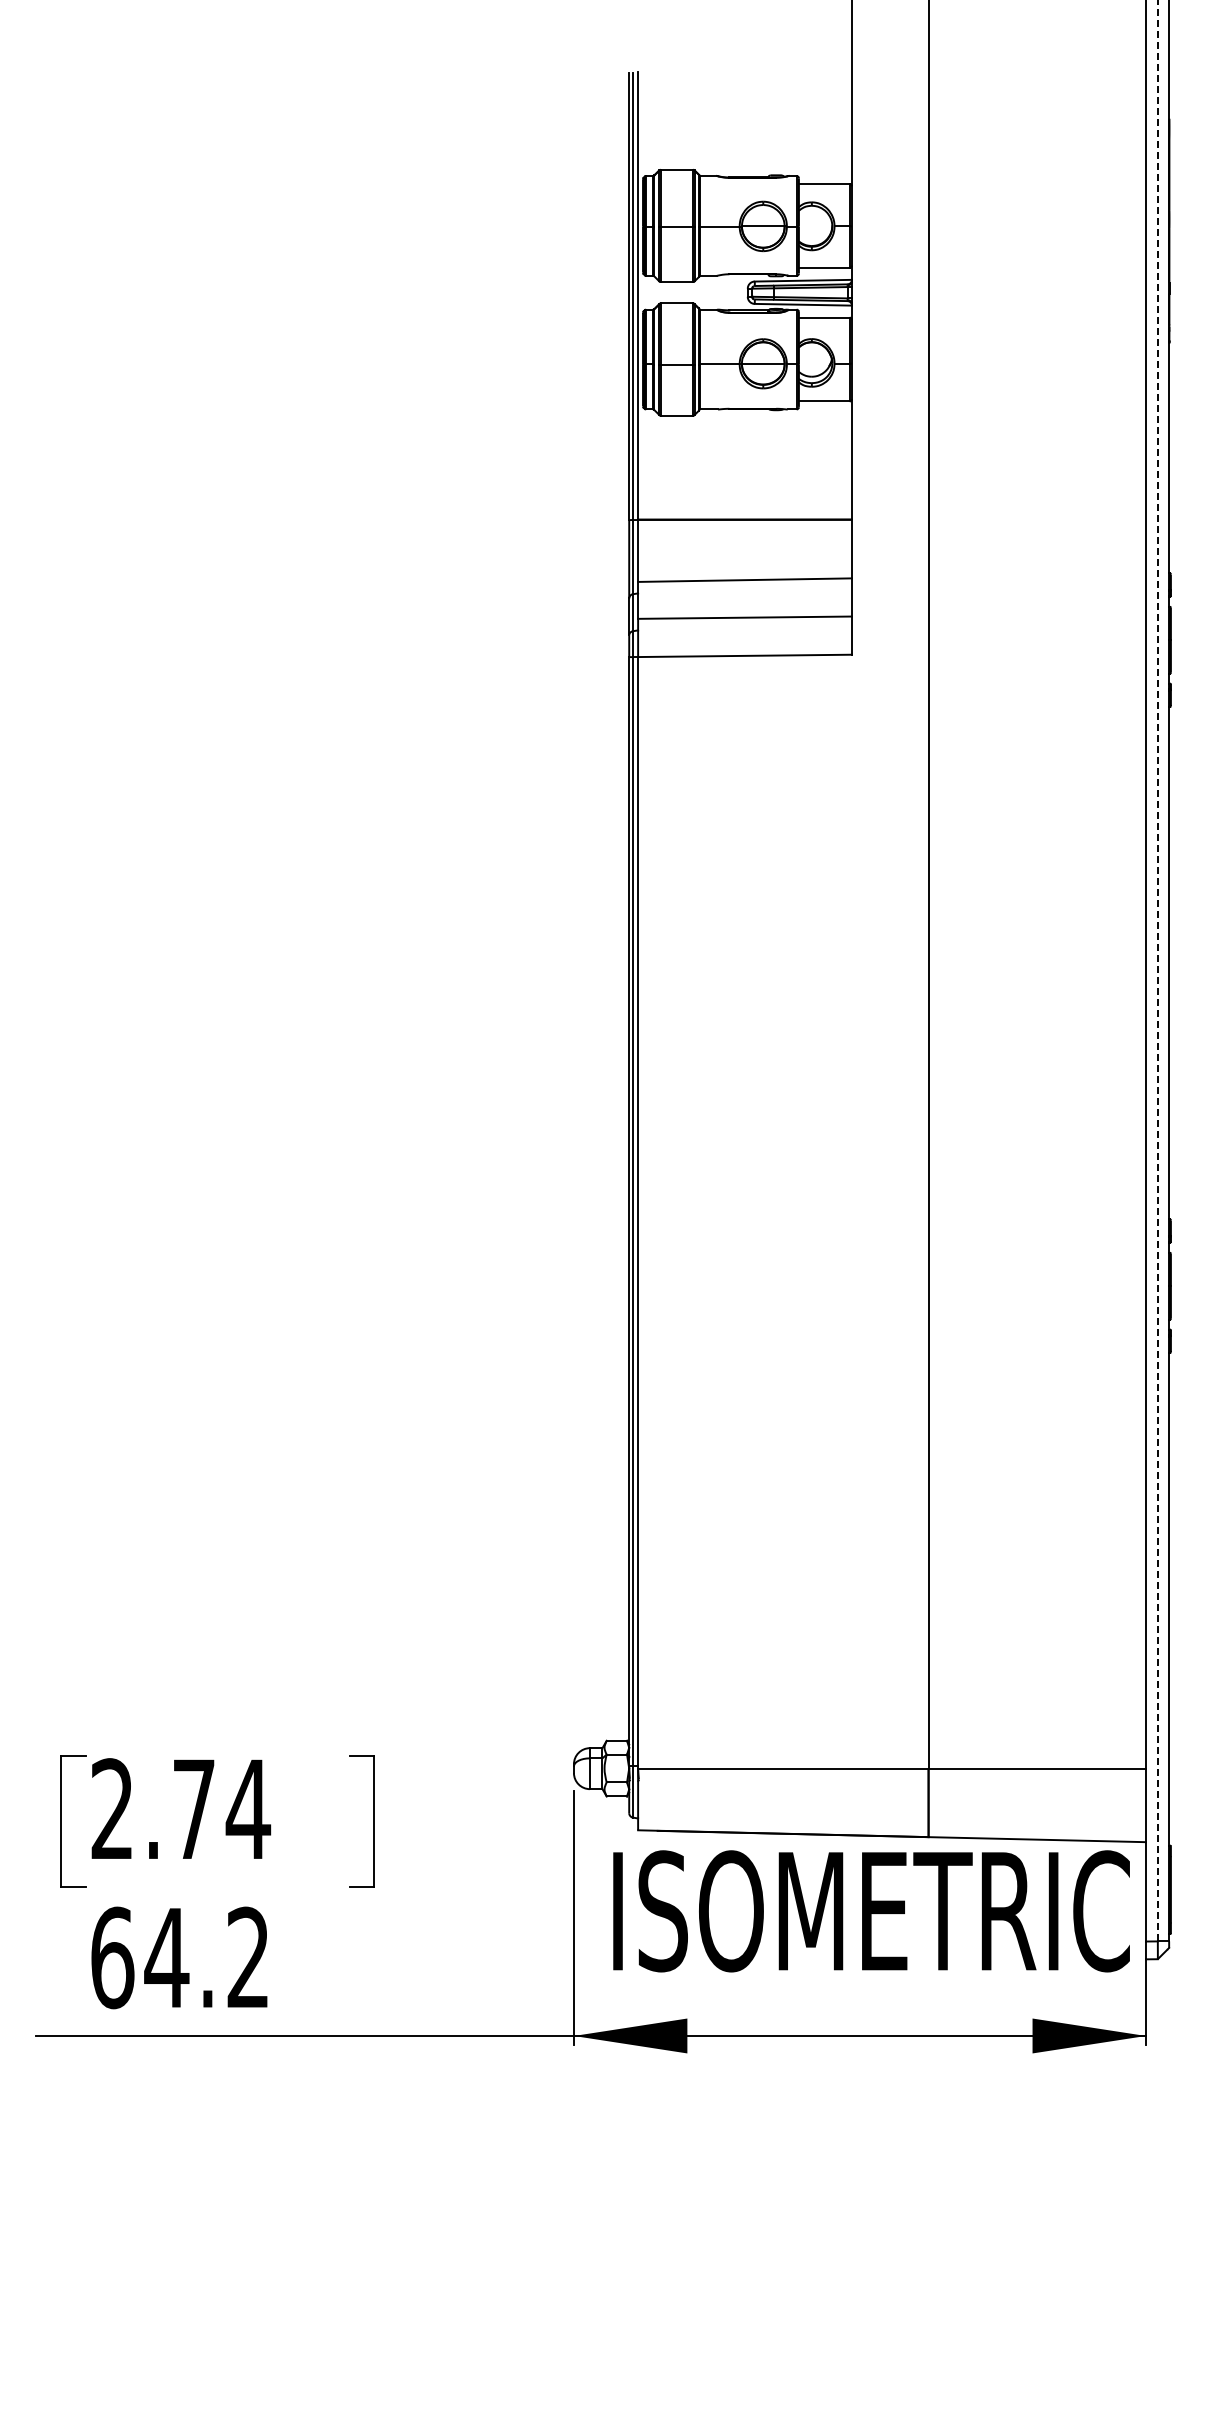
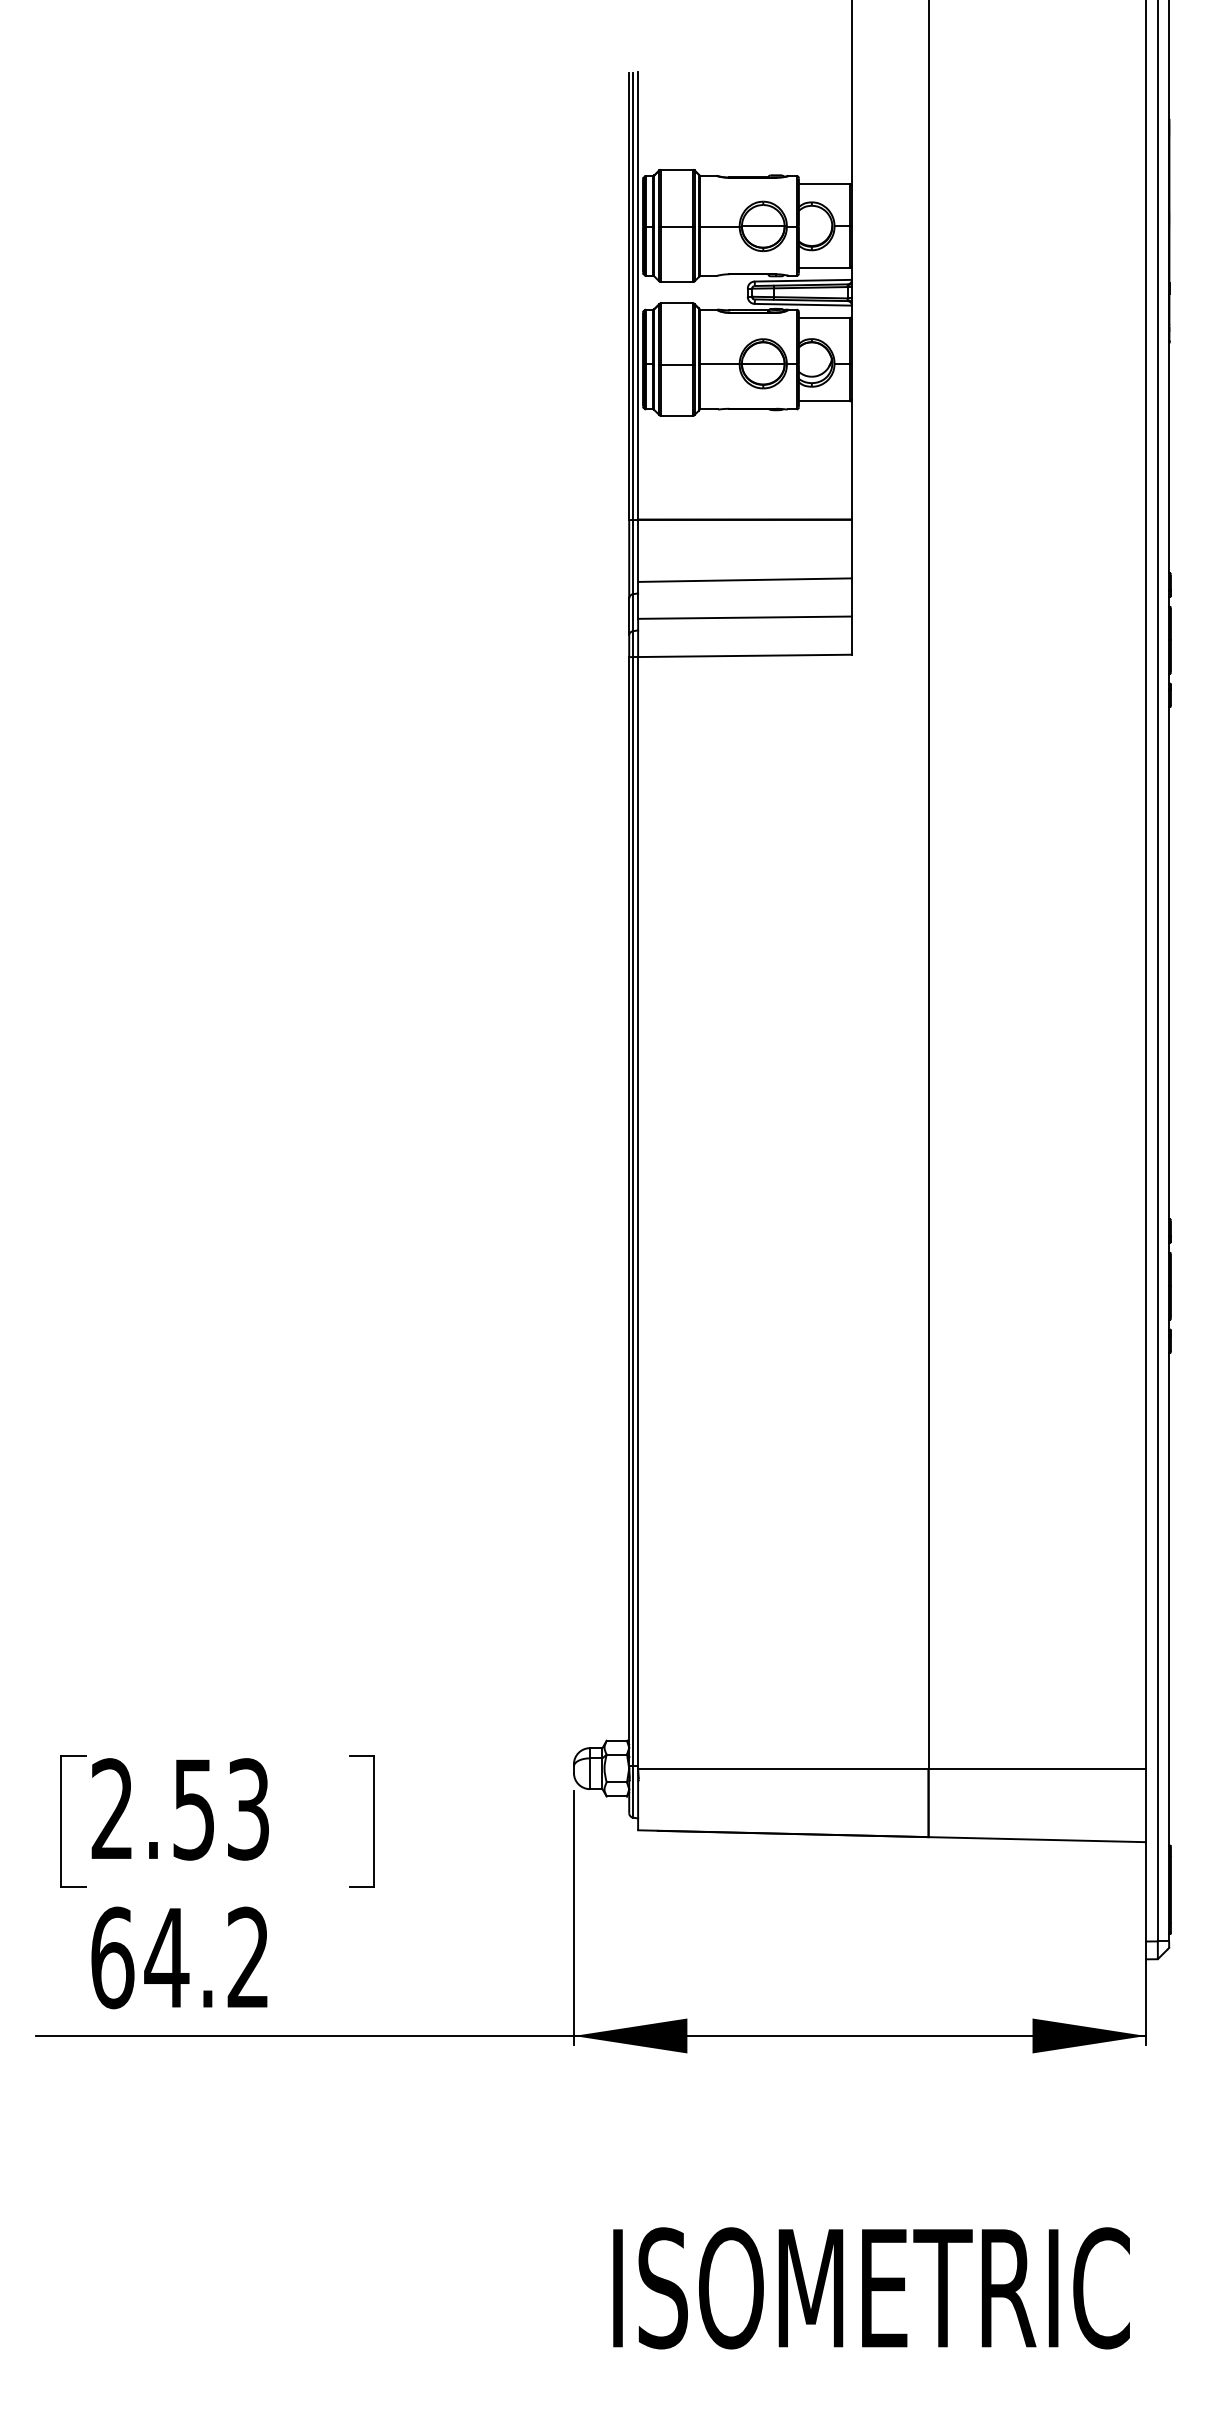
line: dashed -> solid (1157, 970)
text: 2.74 -> 2.53 (222, 1809)
text position: (871, 1911) -> (871, 2288) (871, 2288)
